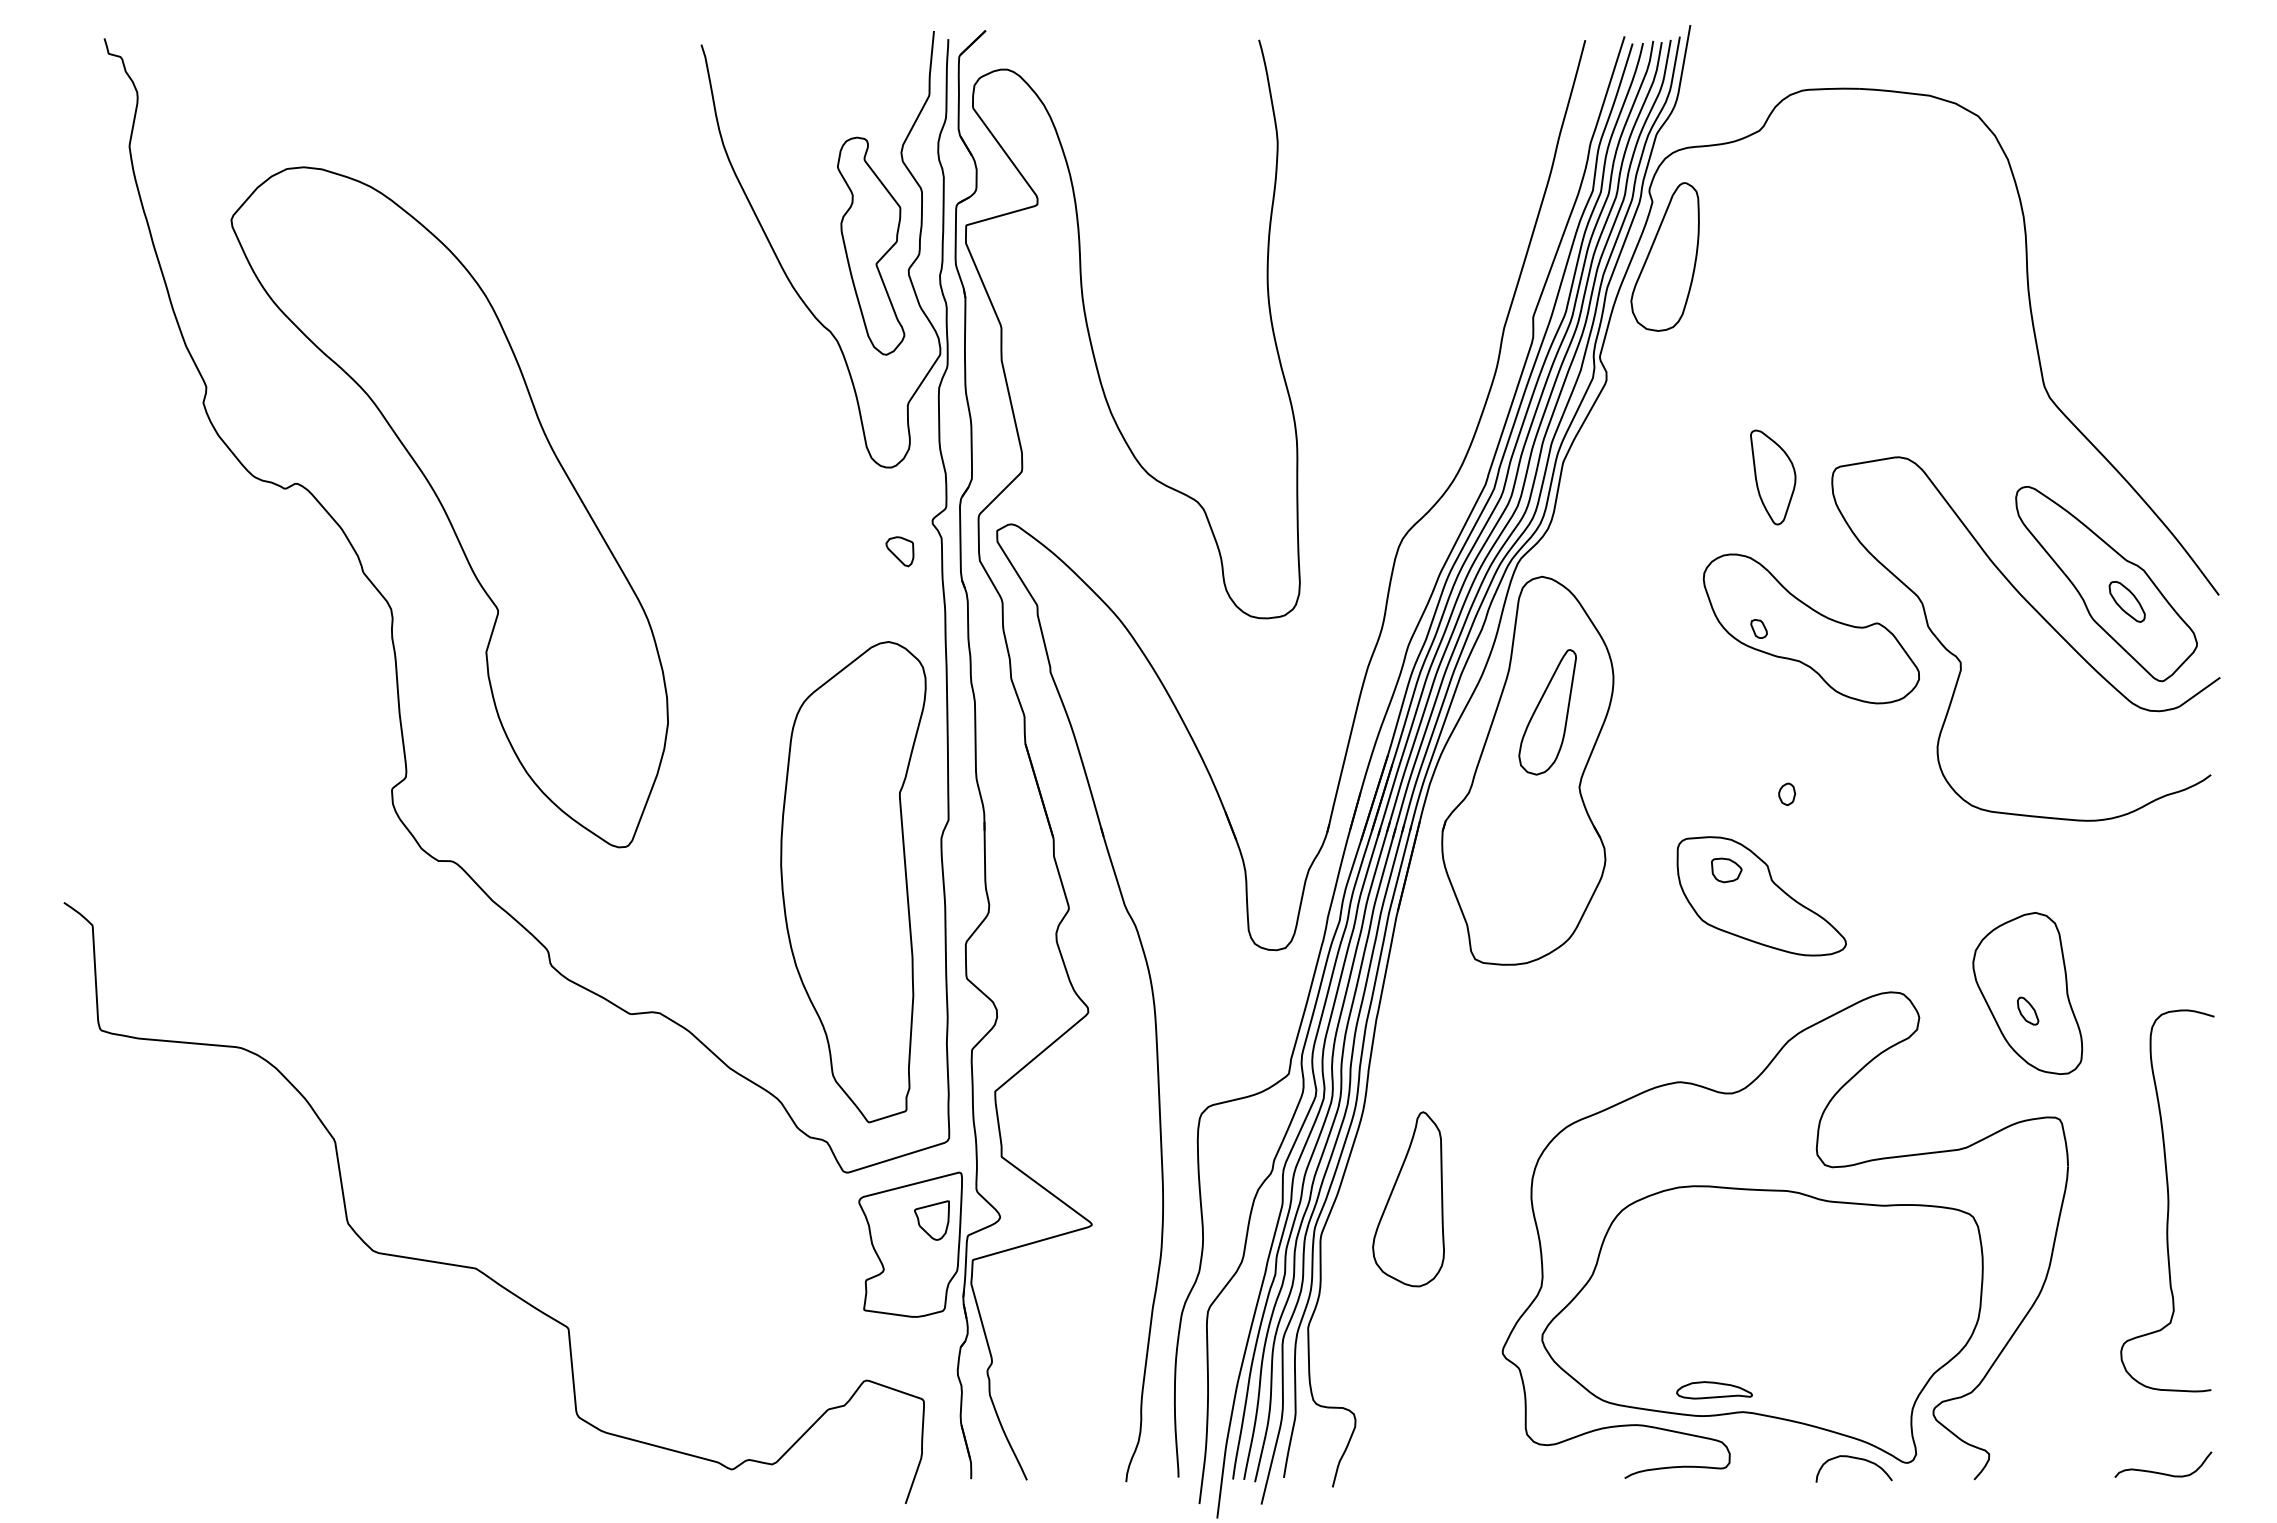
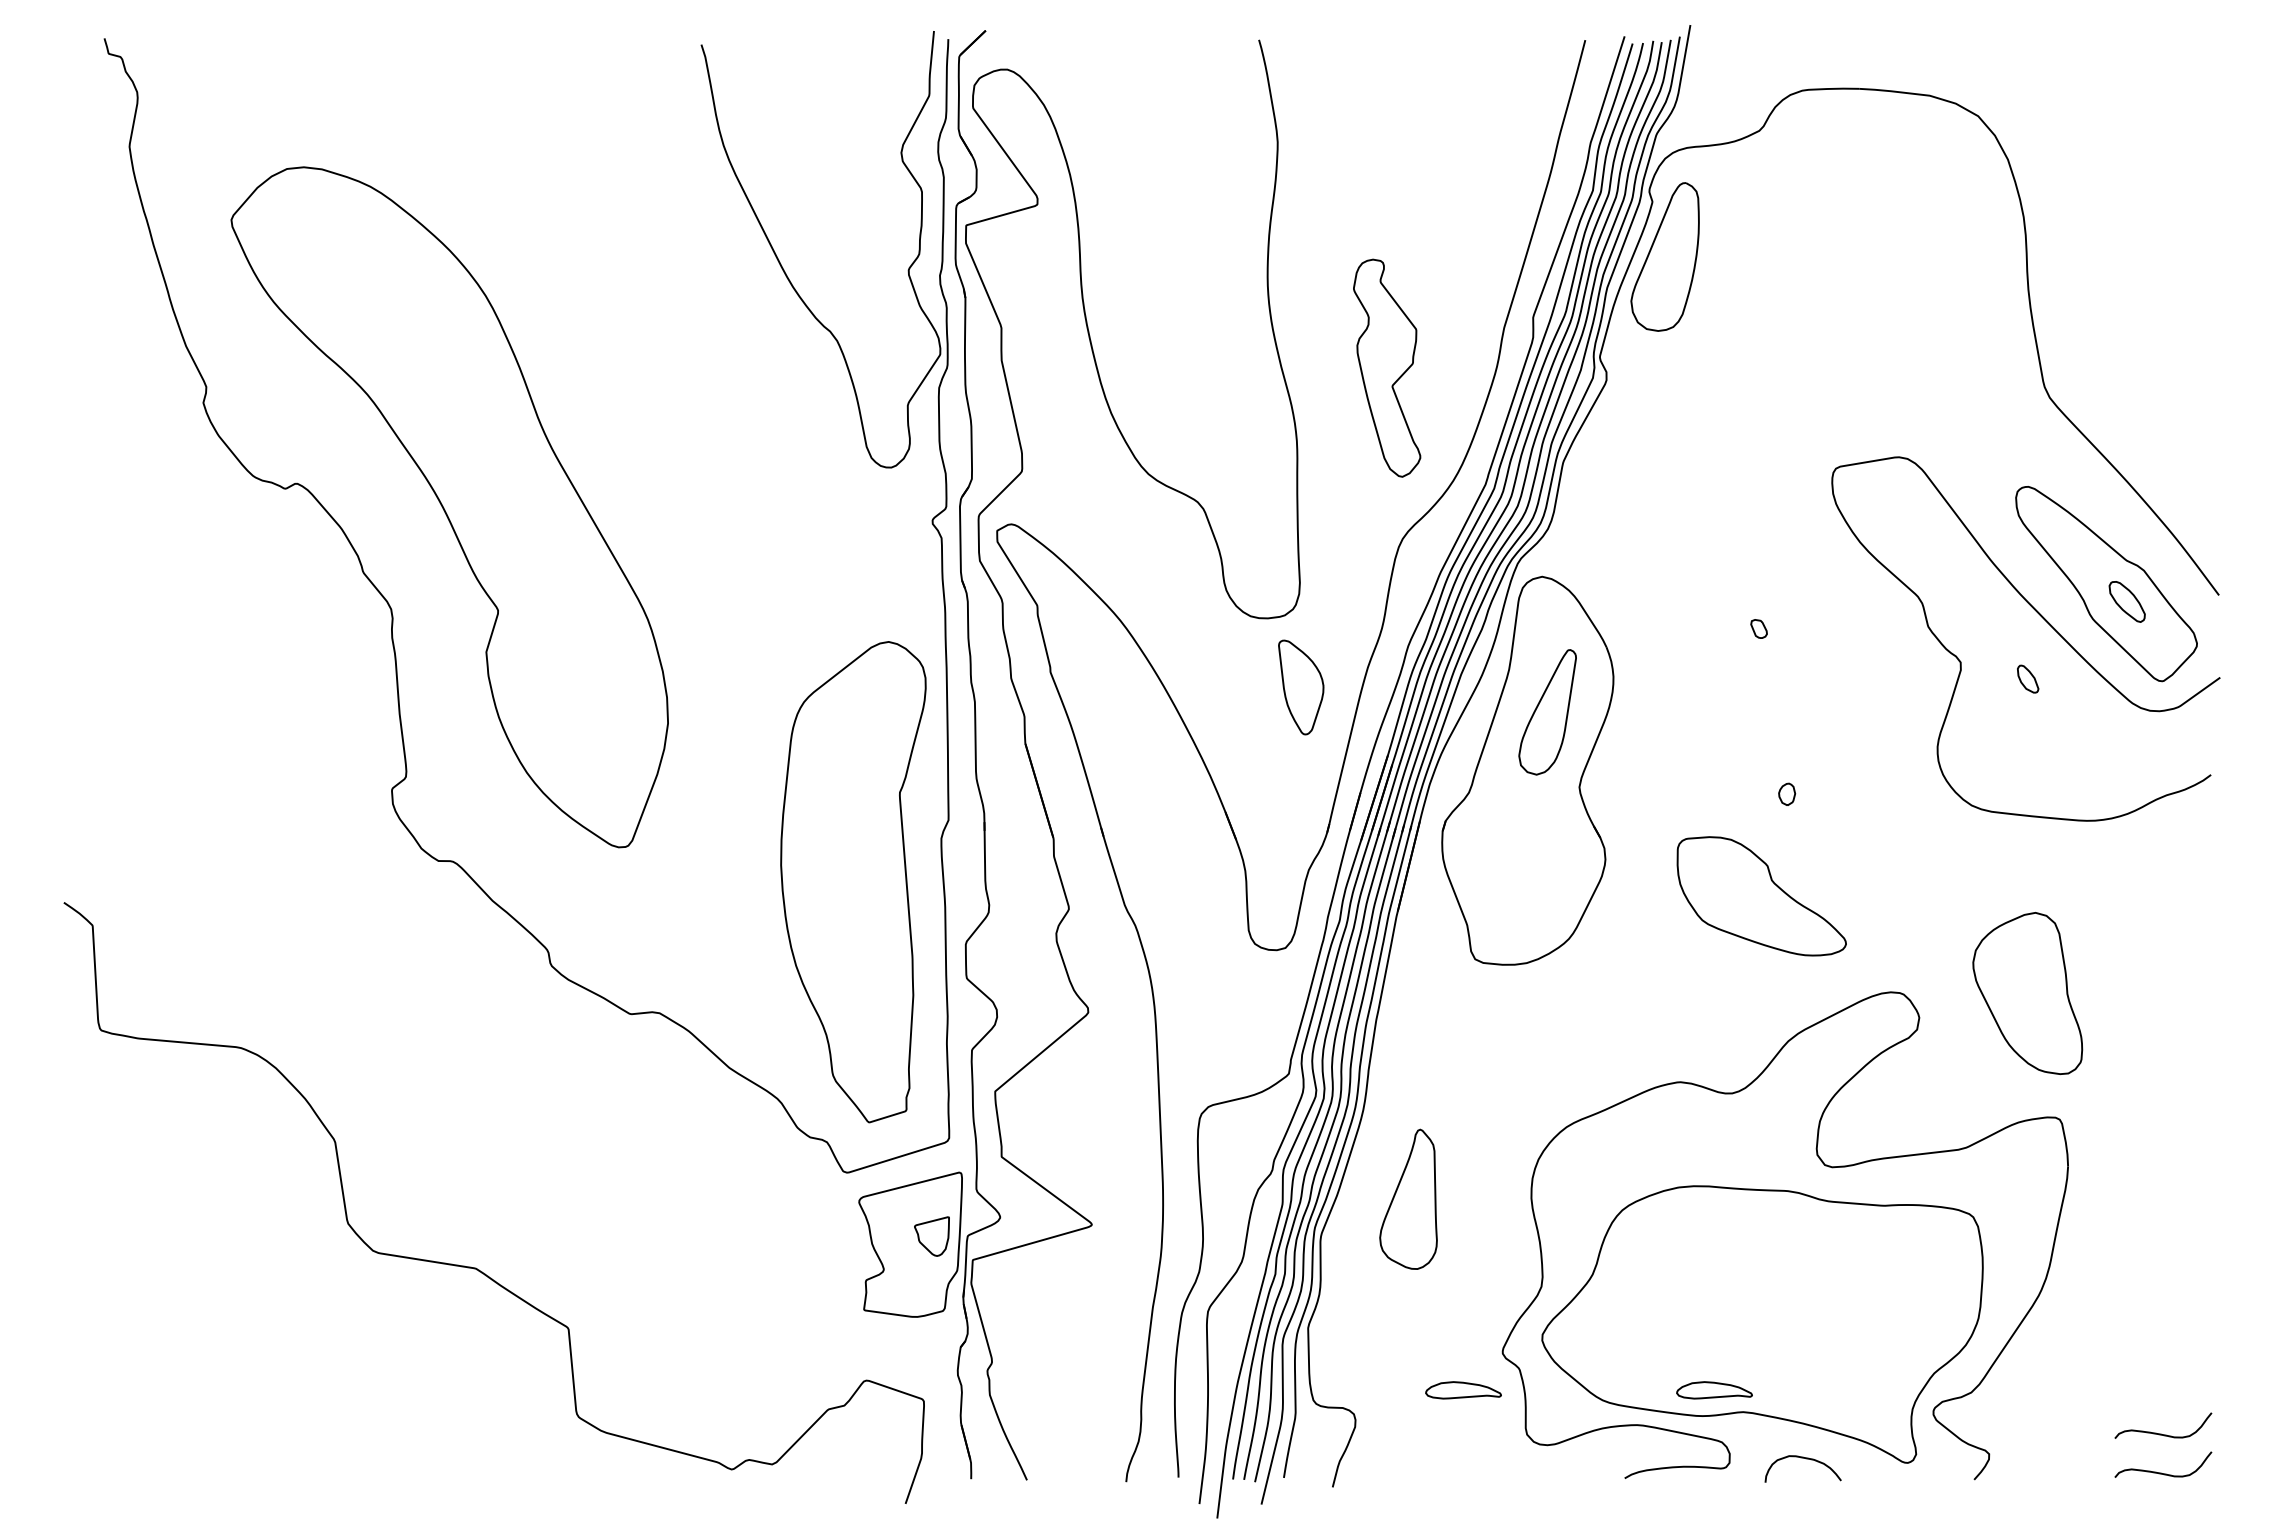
part position: (871, 245) -> (1387, 367) (1387, 367)
part position: (1773, 477) -> (1301, 687) (1301, 687)
part: present -> none (899, 551)
part: present -> none (1810, 628)
part: present -> none (1726, 870)
part position: (2028, 1010) -> (2028, 678) (2028, 678)
part size: 73x177 px -> 59x142 px (1408, 1198)
curve: present -> none (2167, 1200)
part position: (931, 1220) -> (931, 1236) (931, 1236)
part: none -> present (1463, 1390)
curve: none -> present (2161, 1433)
curve position: (1857, 1459) -> (1806, 1459) (1806, 1459)
